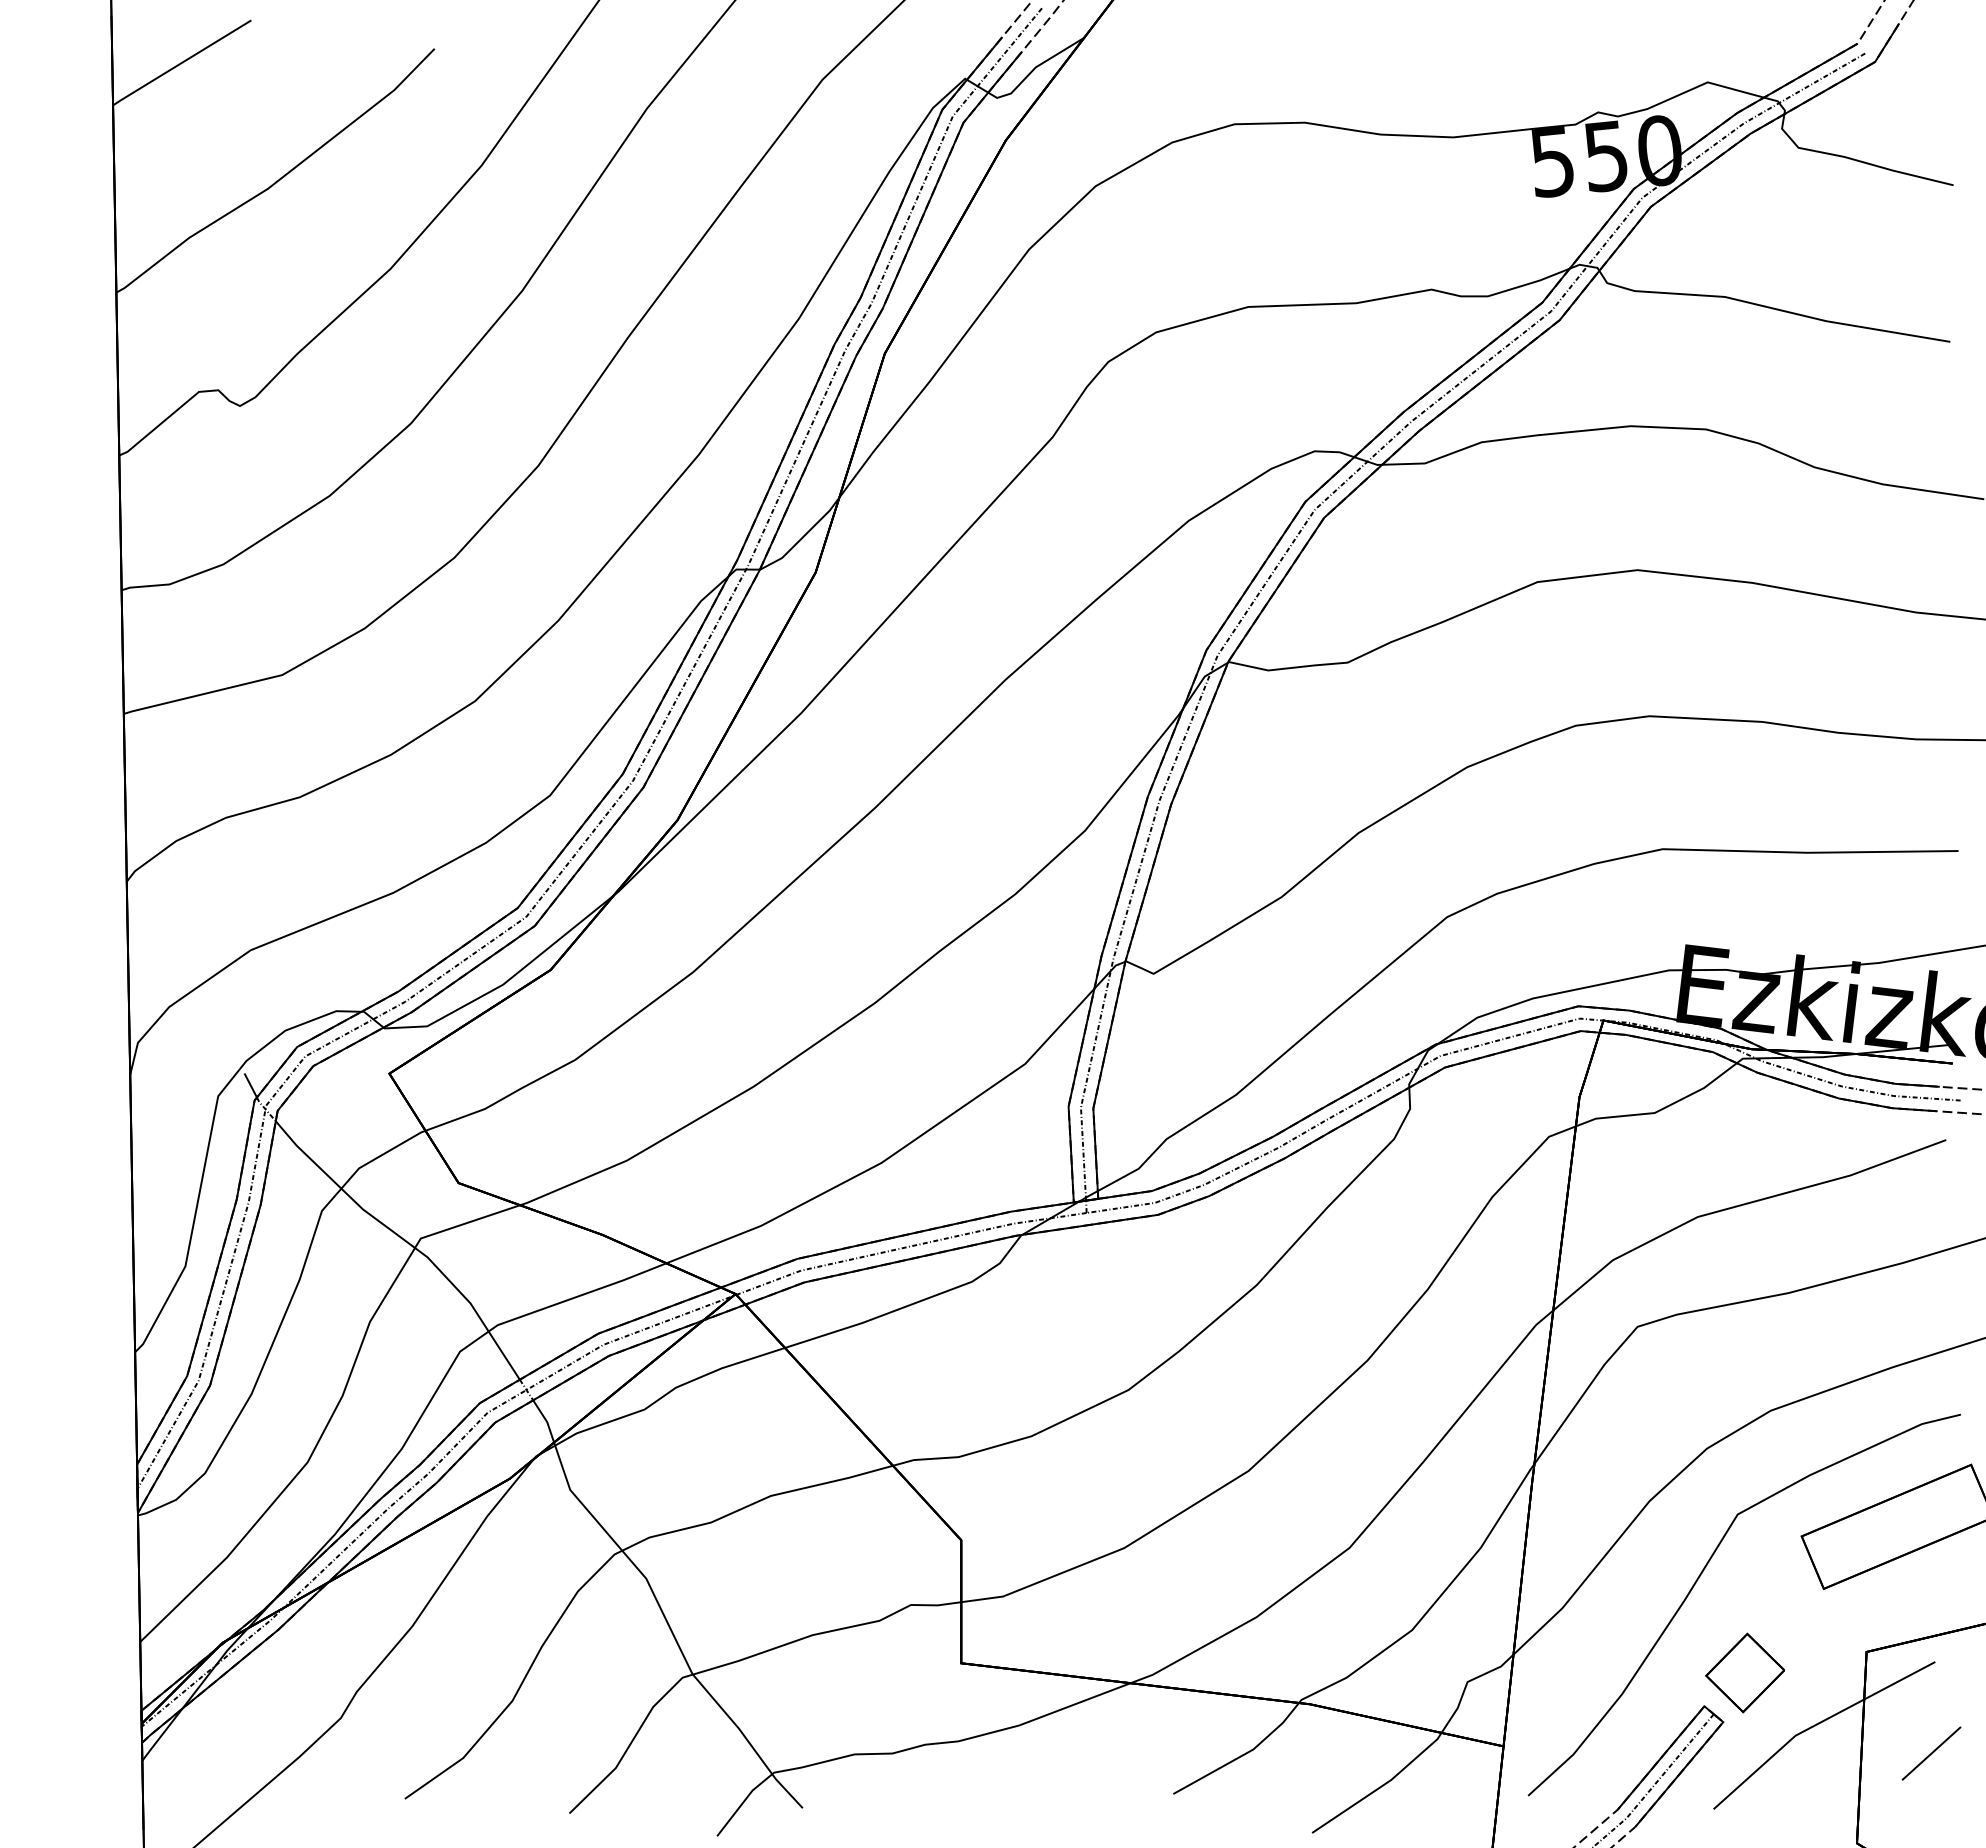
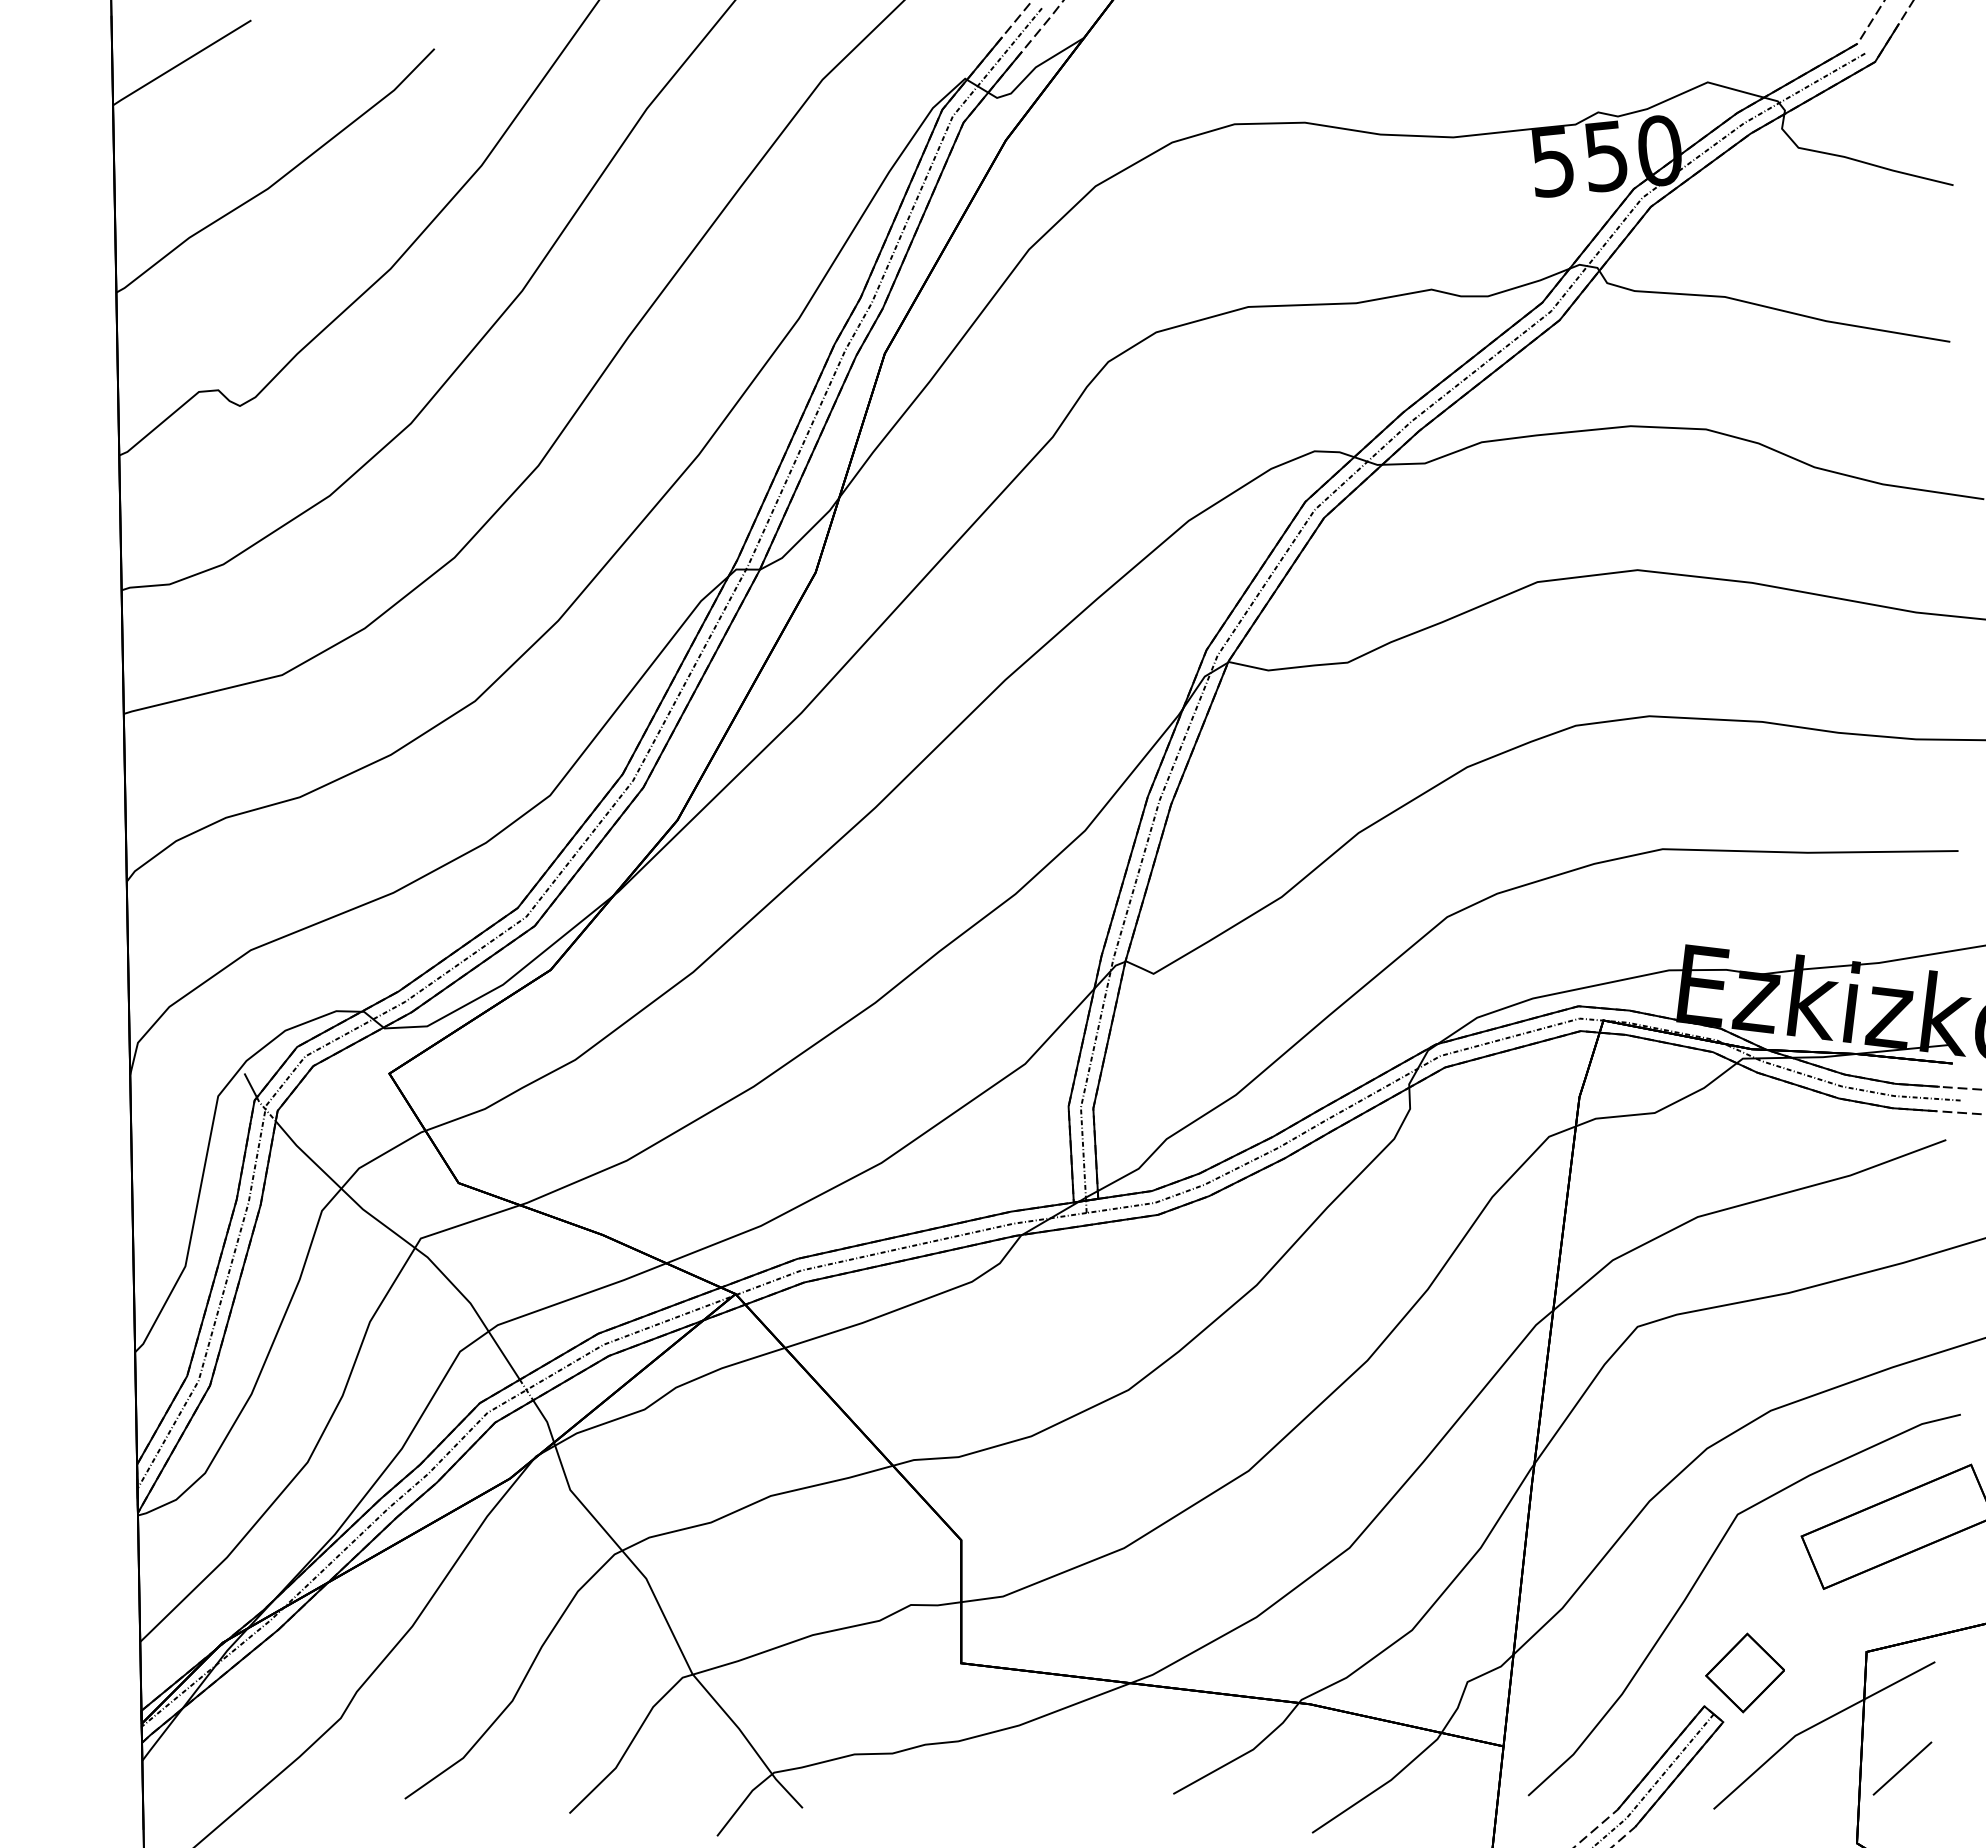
line position: (1931, 1753) -> (1902, 1768) (1902, 1768)
